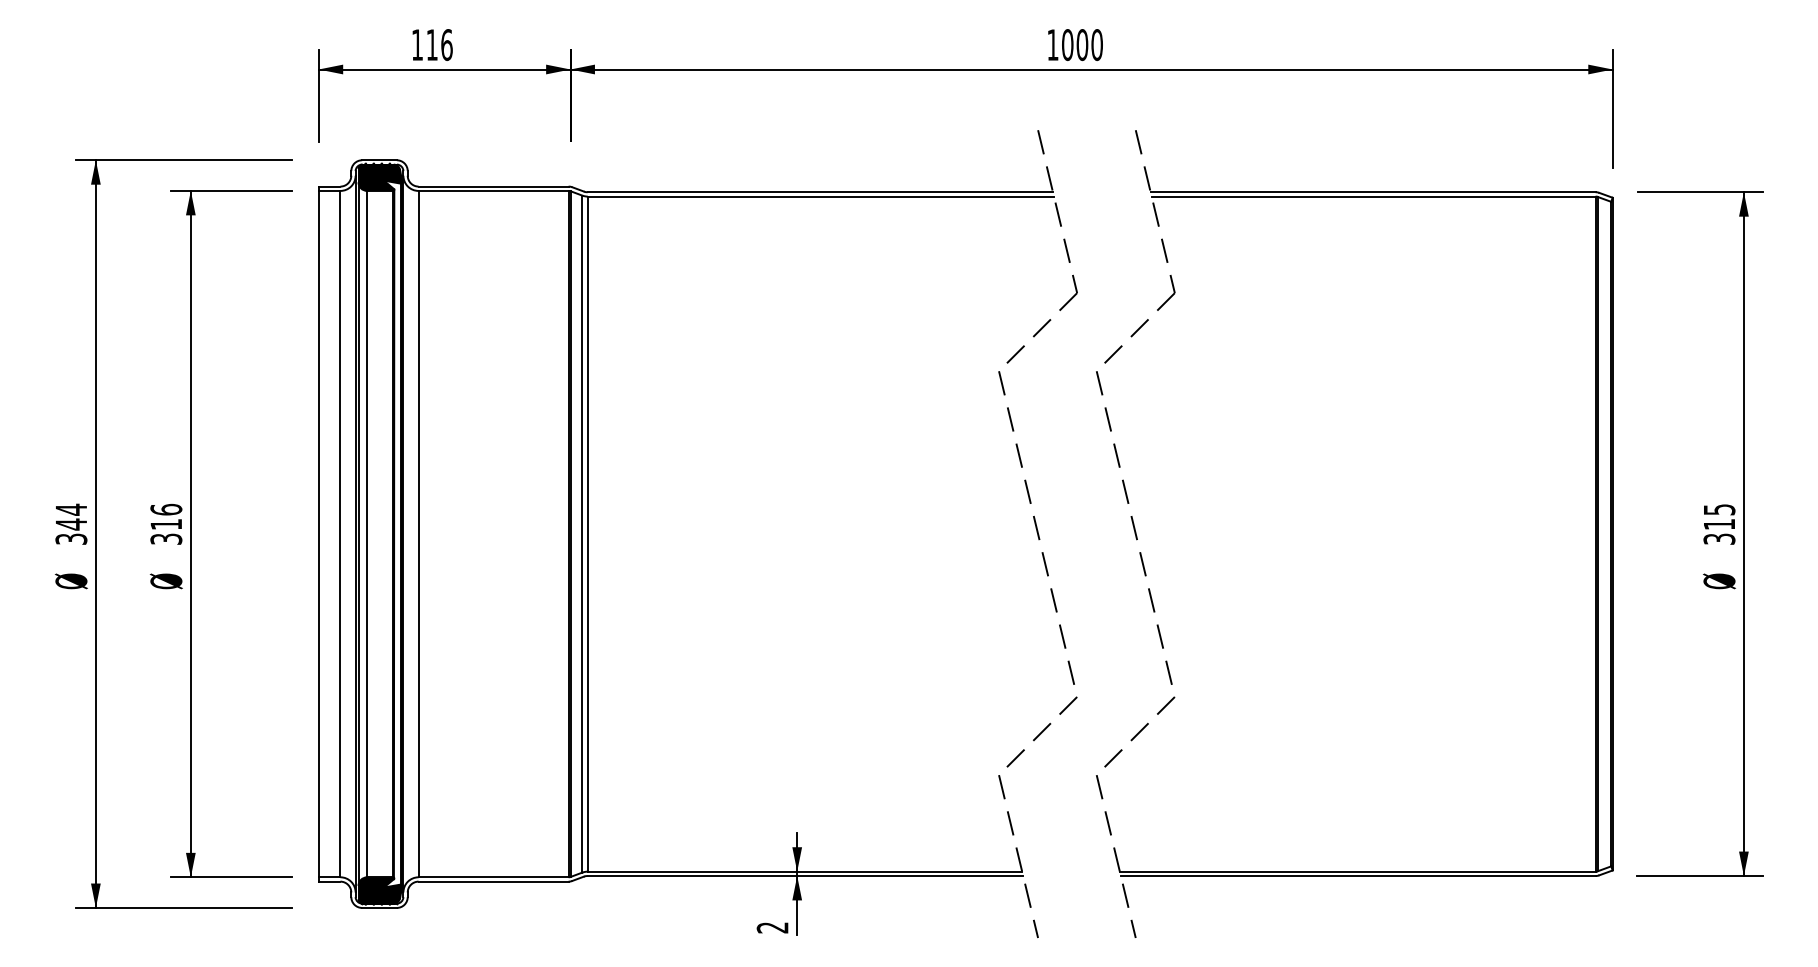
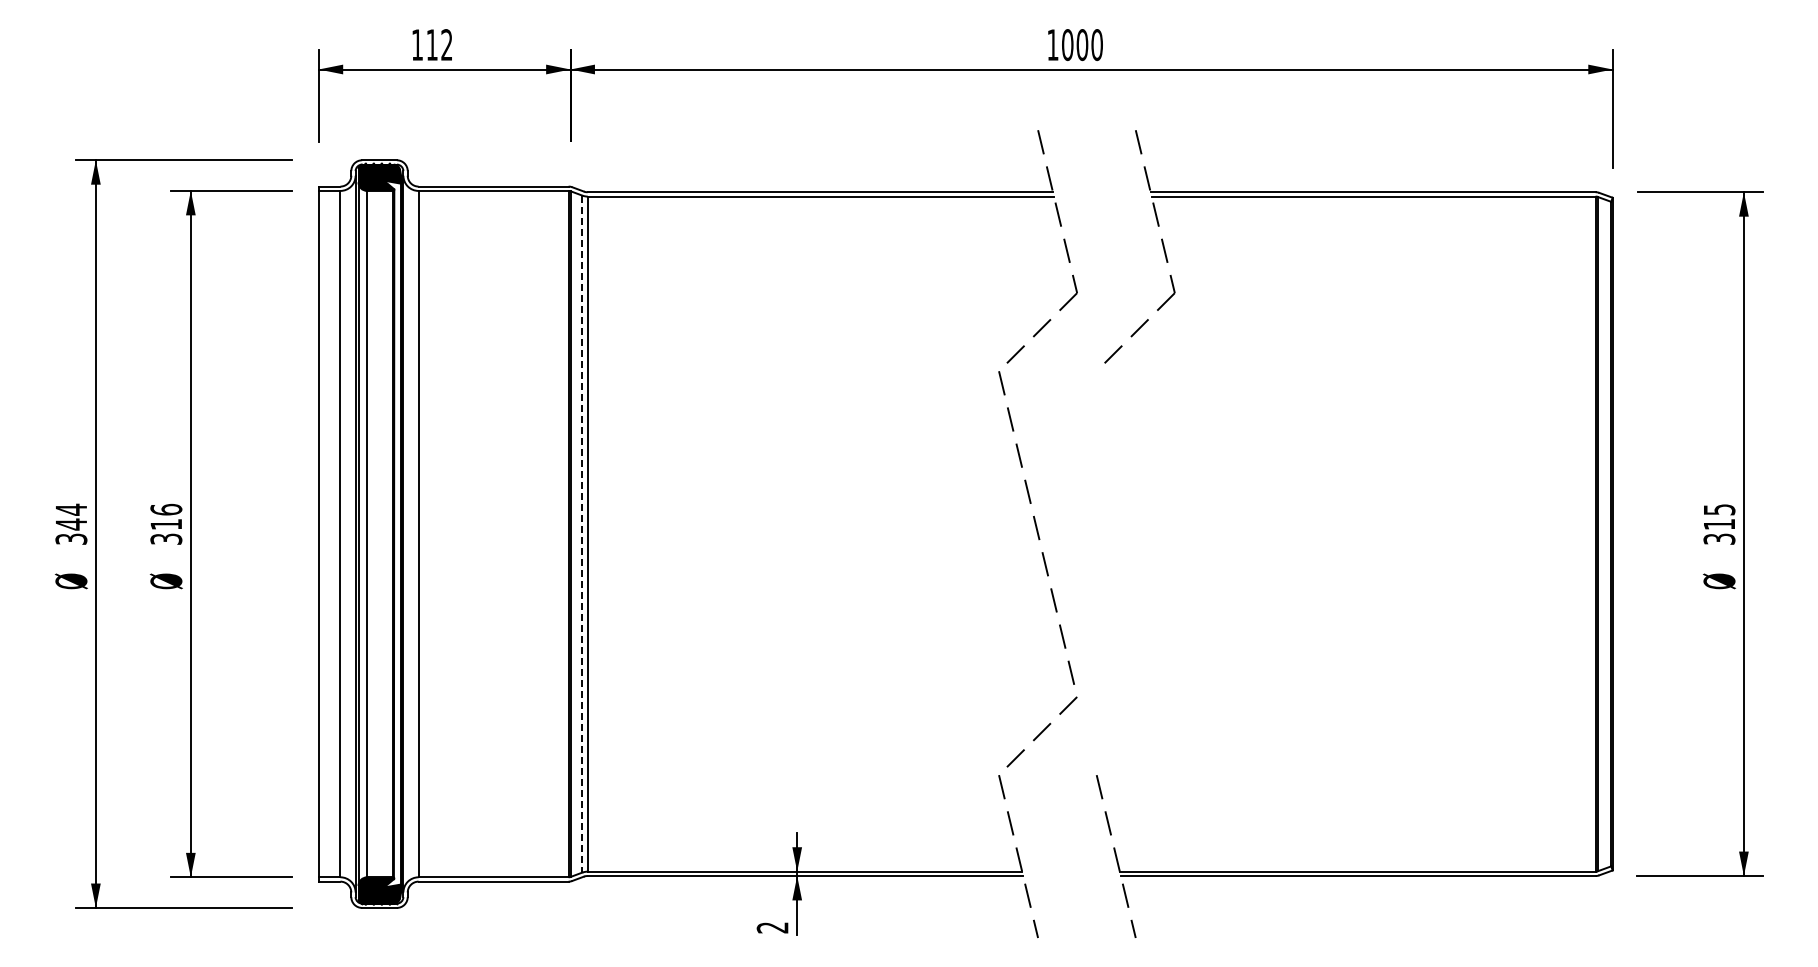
text: 116 -> 112 (446, 45)
line: solid -> dashed (582, 534)
part: present -> none (1142, 567)
